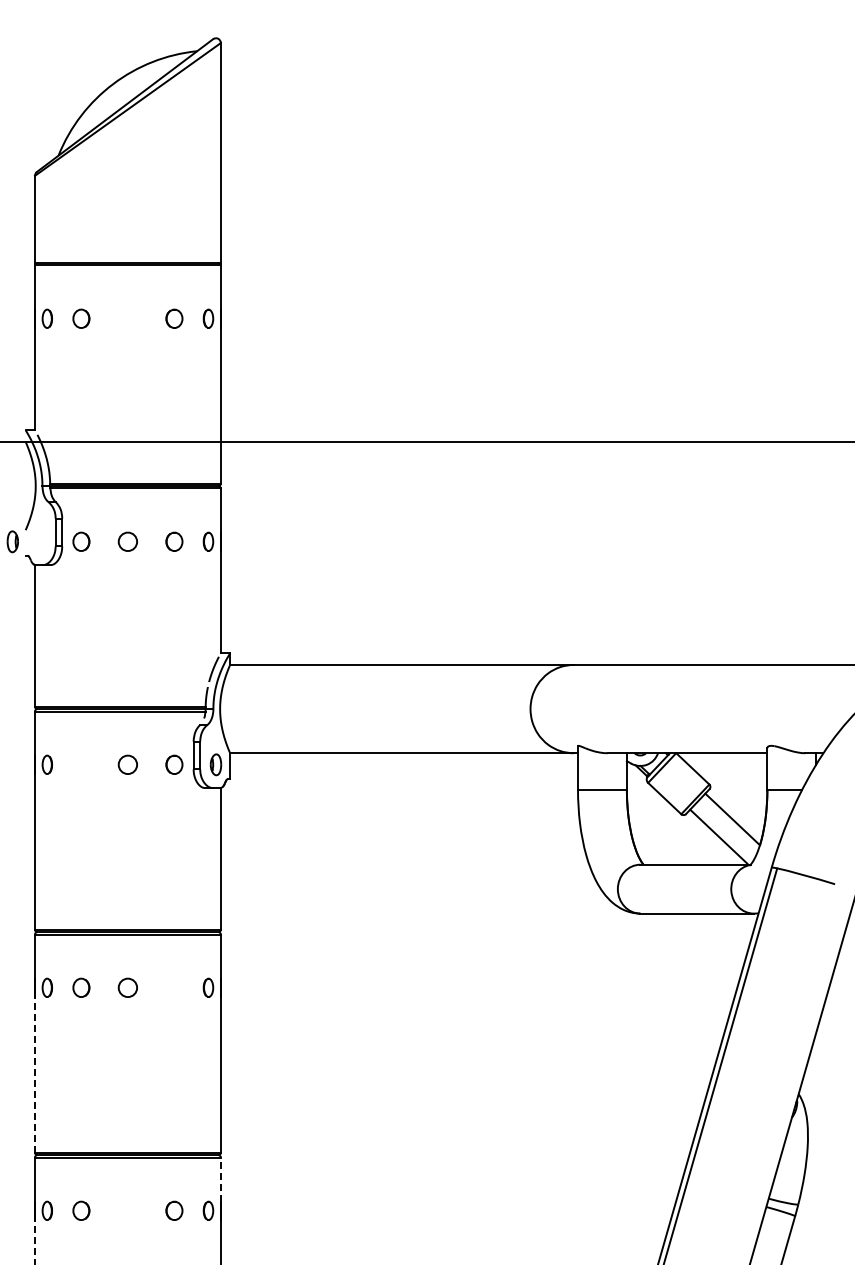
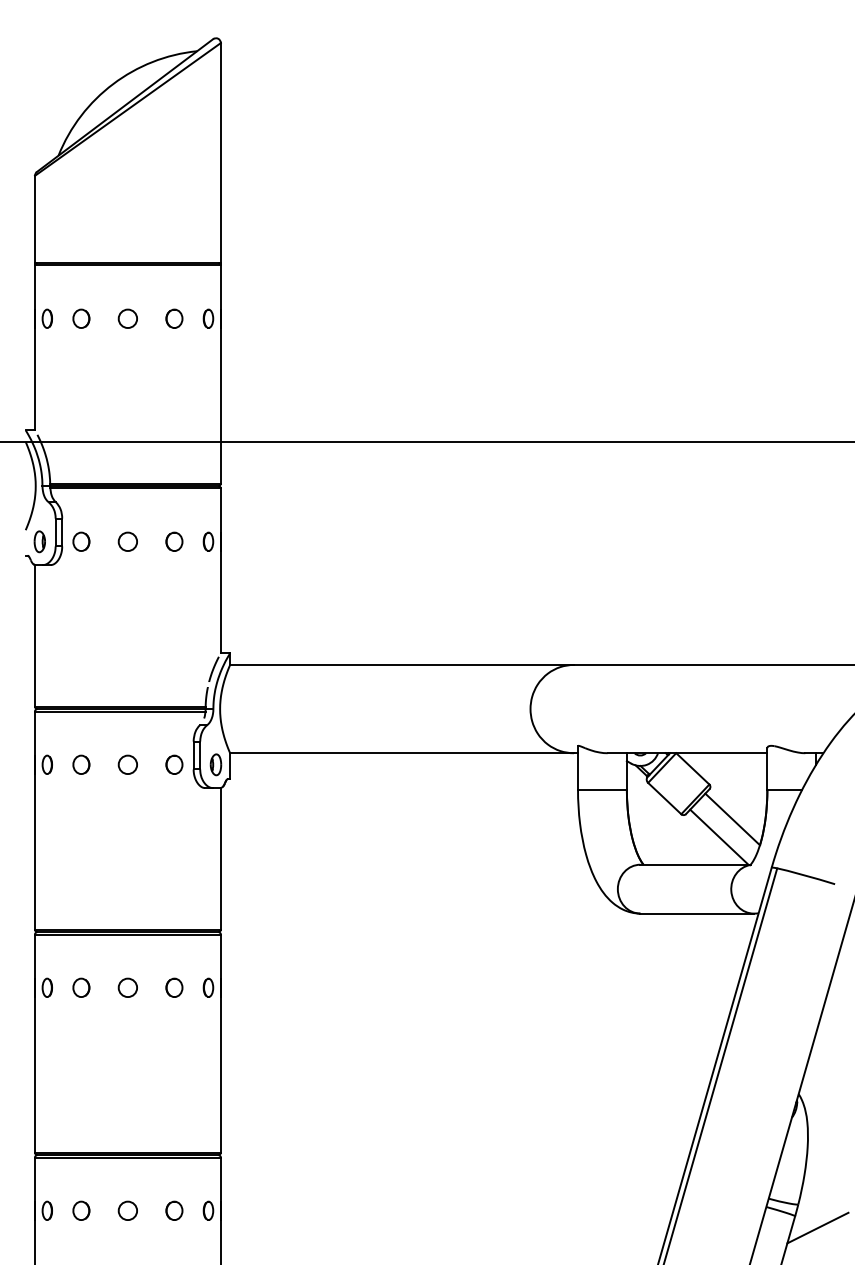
circle: none -> present (127, 318)
part position: (12, 541) -> (39, 541) (39, 541)
part: none -> present (81, 764)
part: none -> present (174, 987)
line: dashed -> solid (35, 1074)
line: dashed -> solid (220, 1179)
circle: none -> present (127, 1210)
line: none -> present (817, 1227)
line: dashed -> solid (35, 1242)
